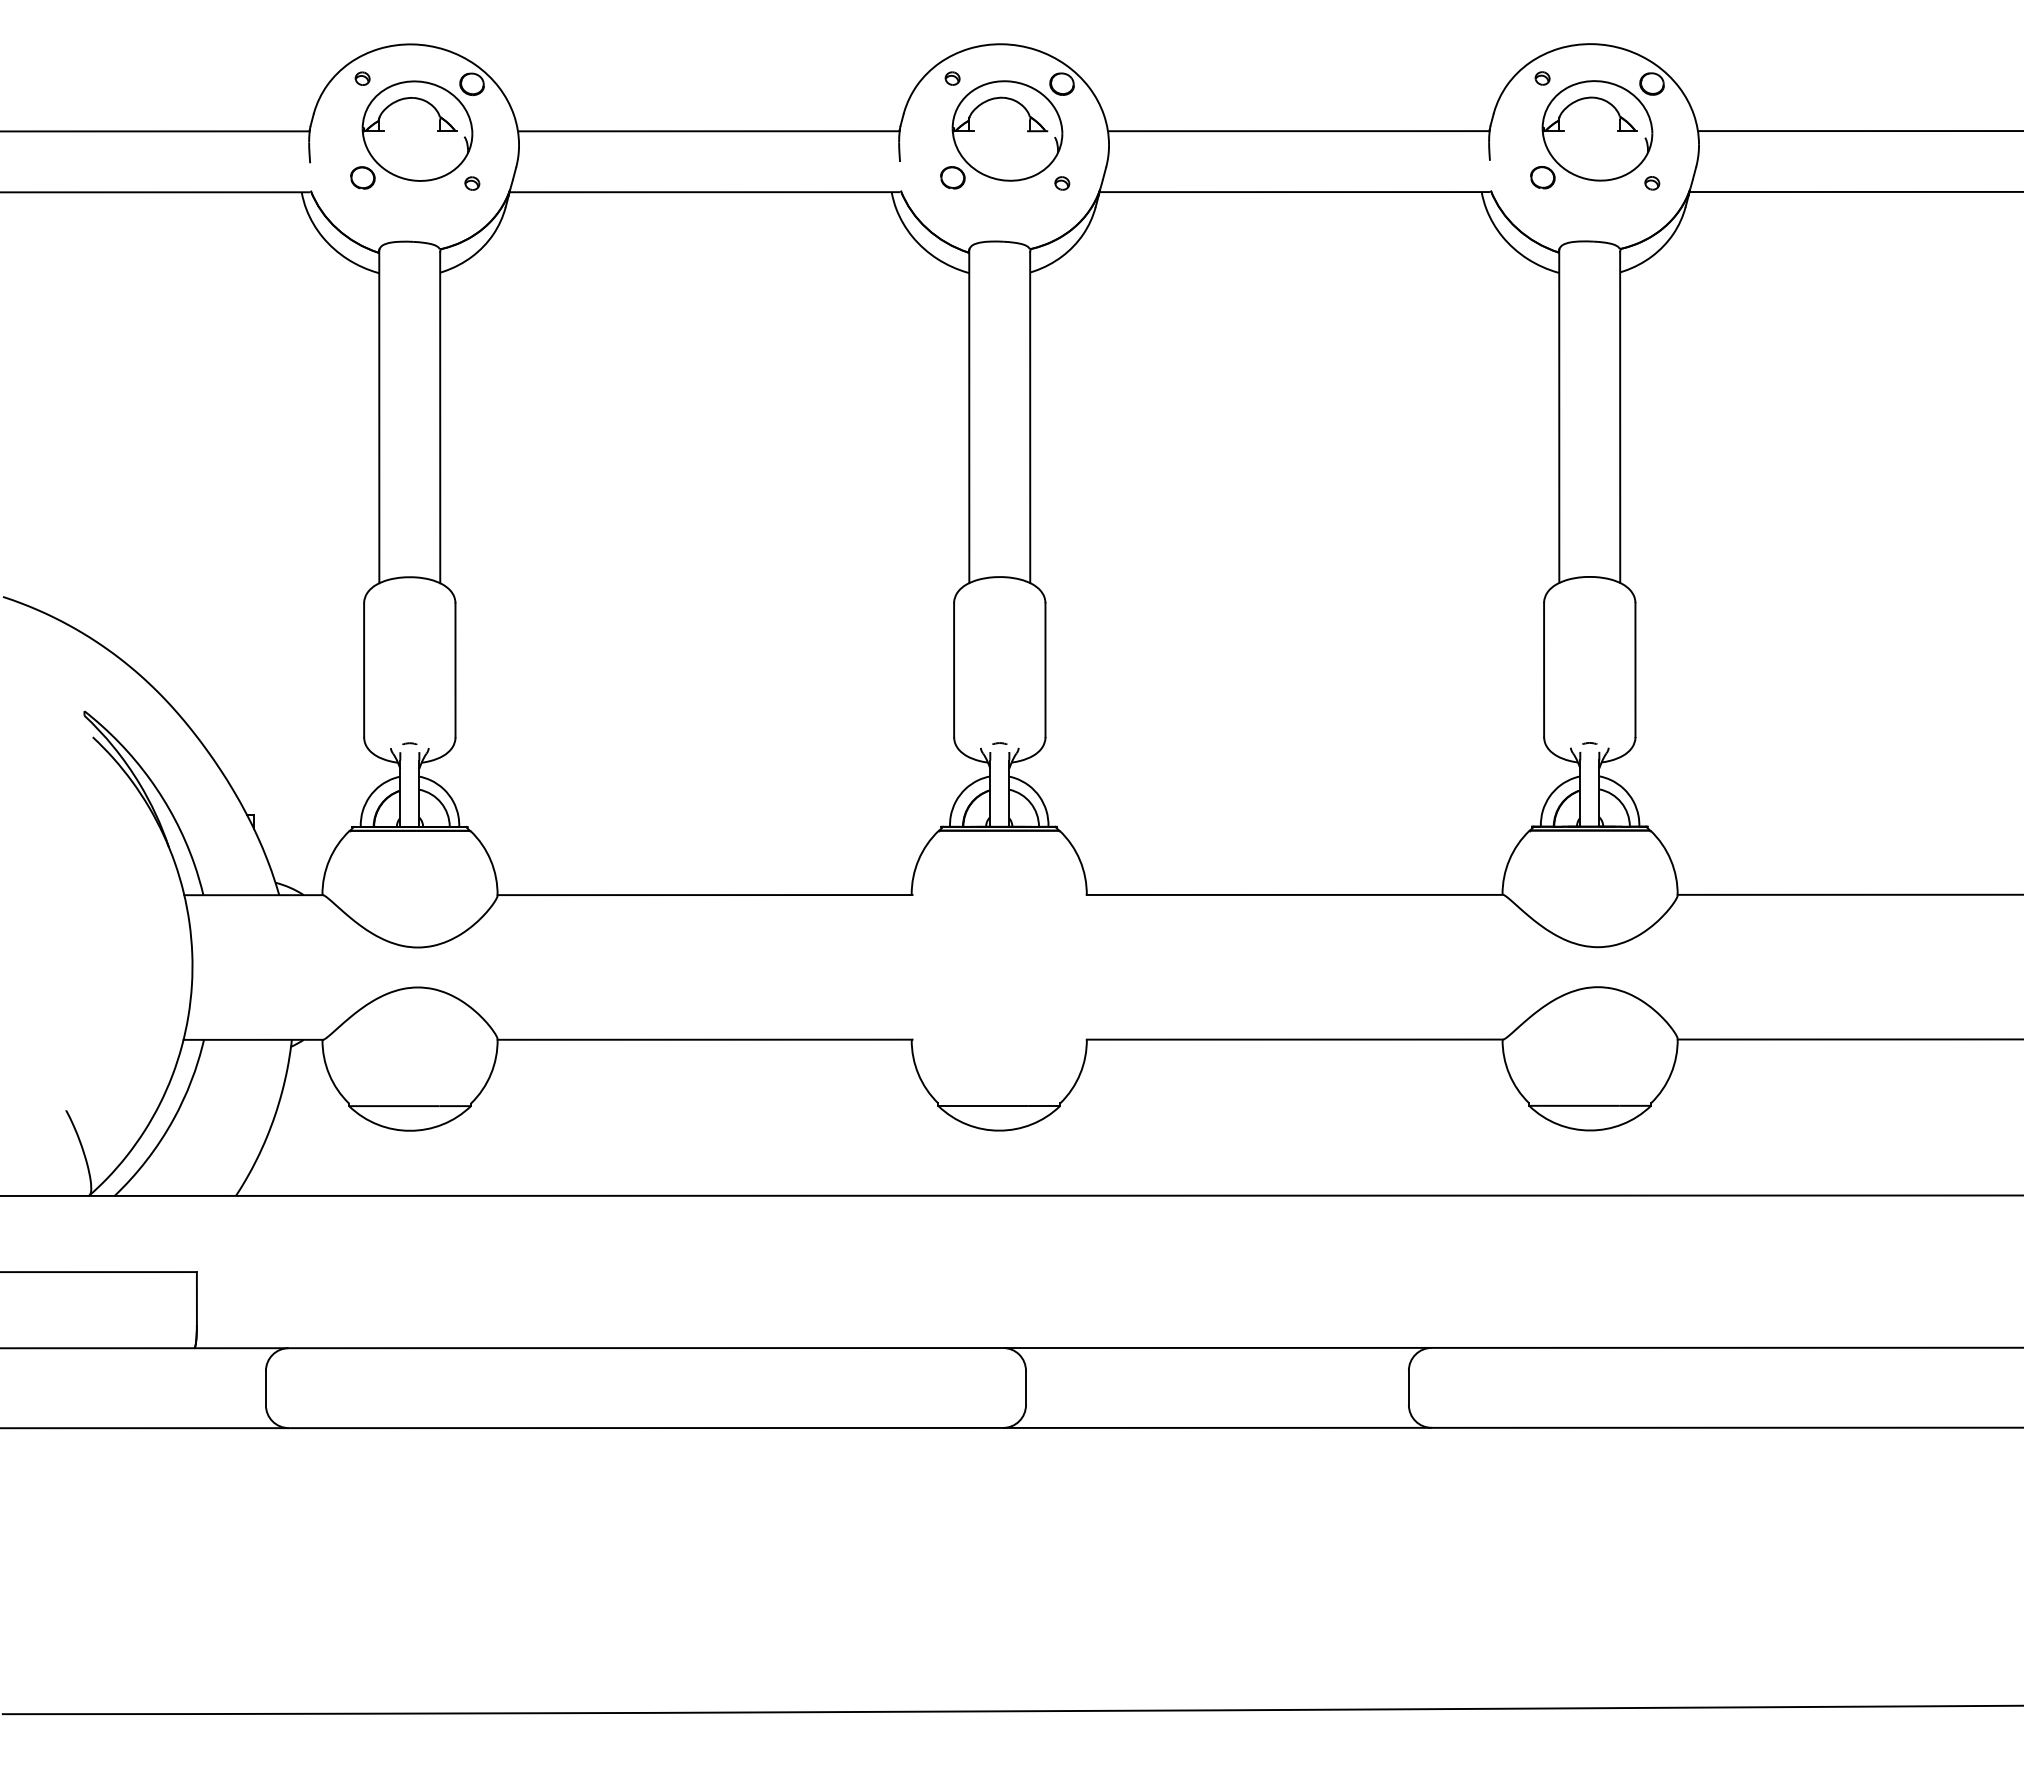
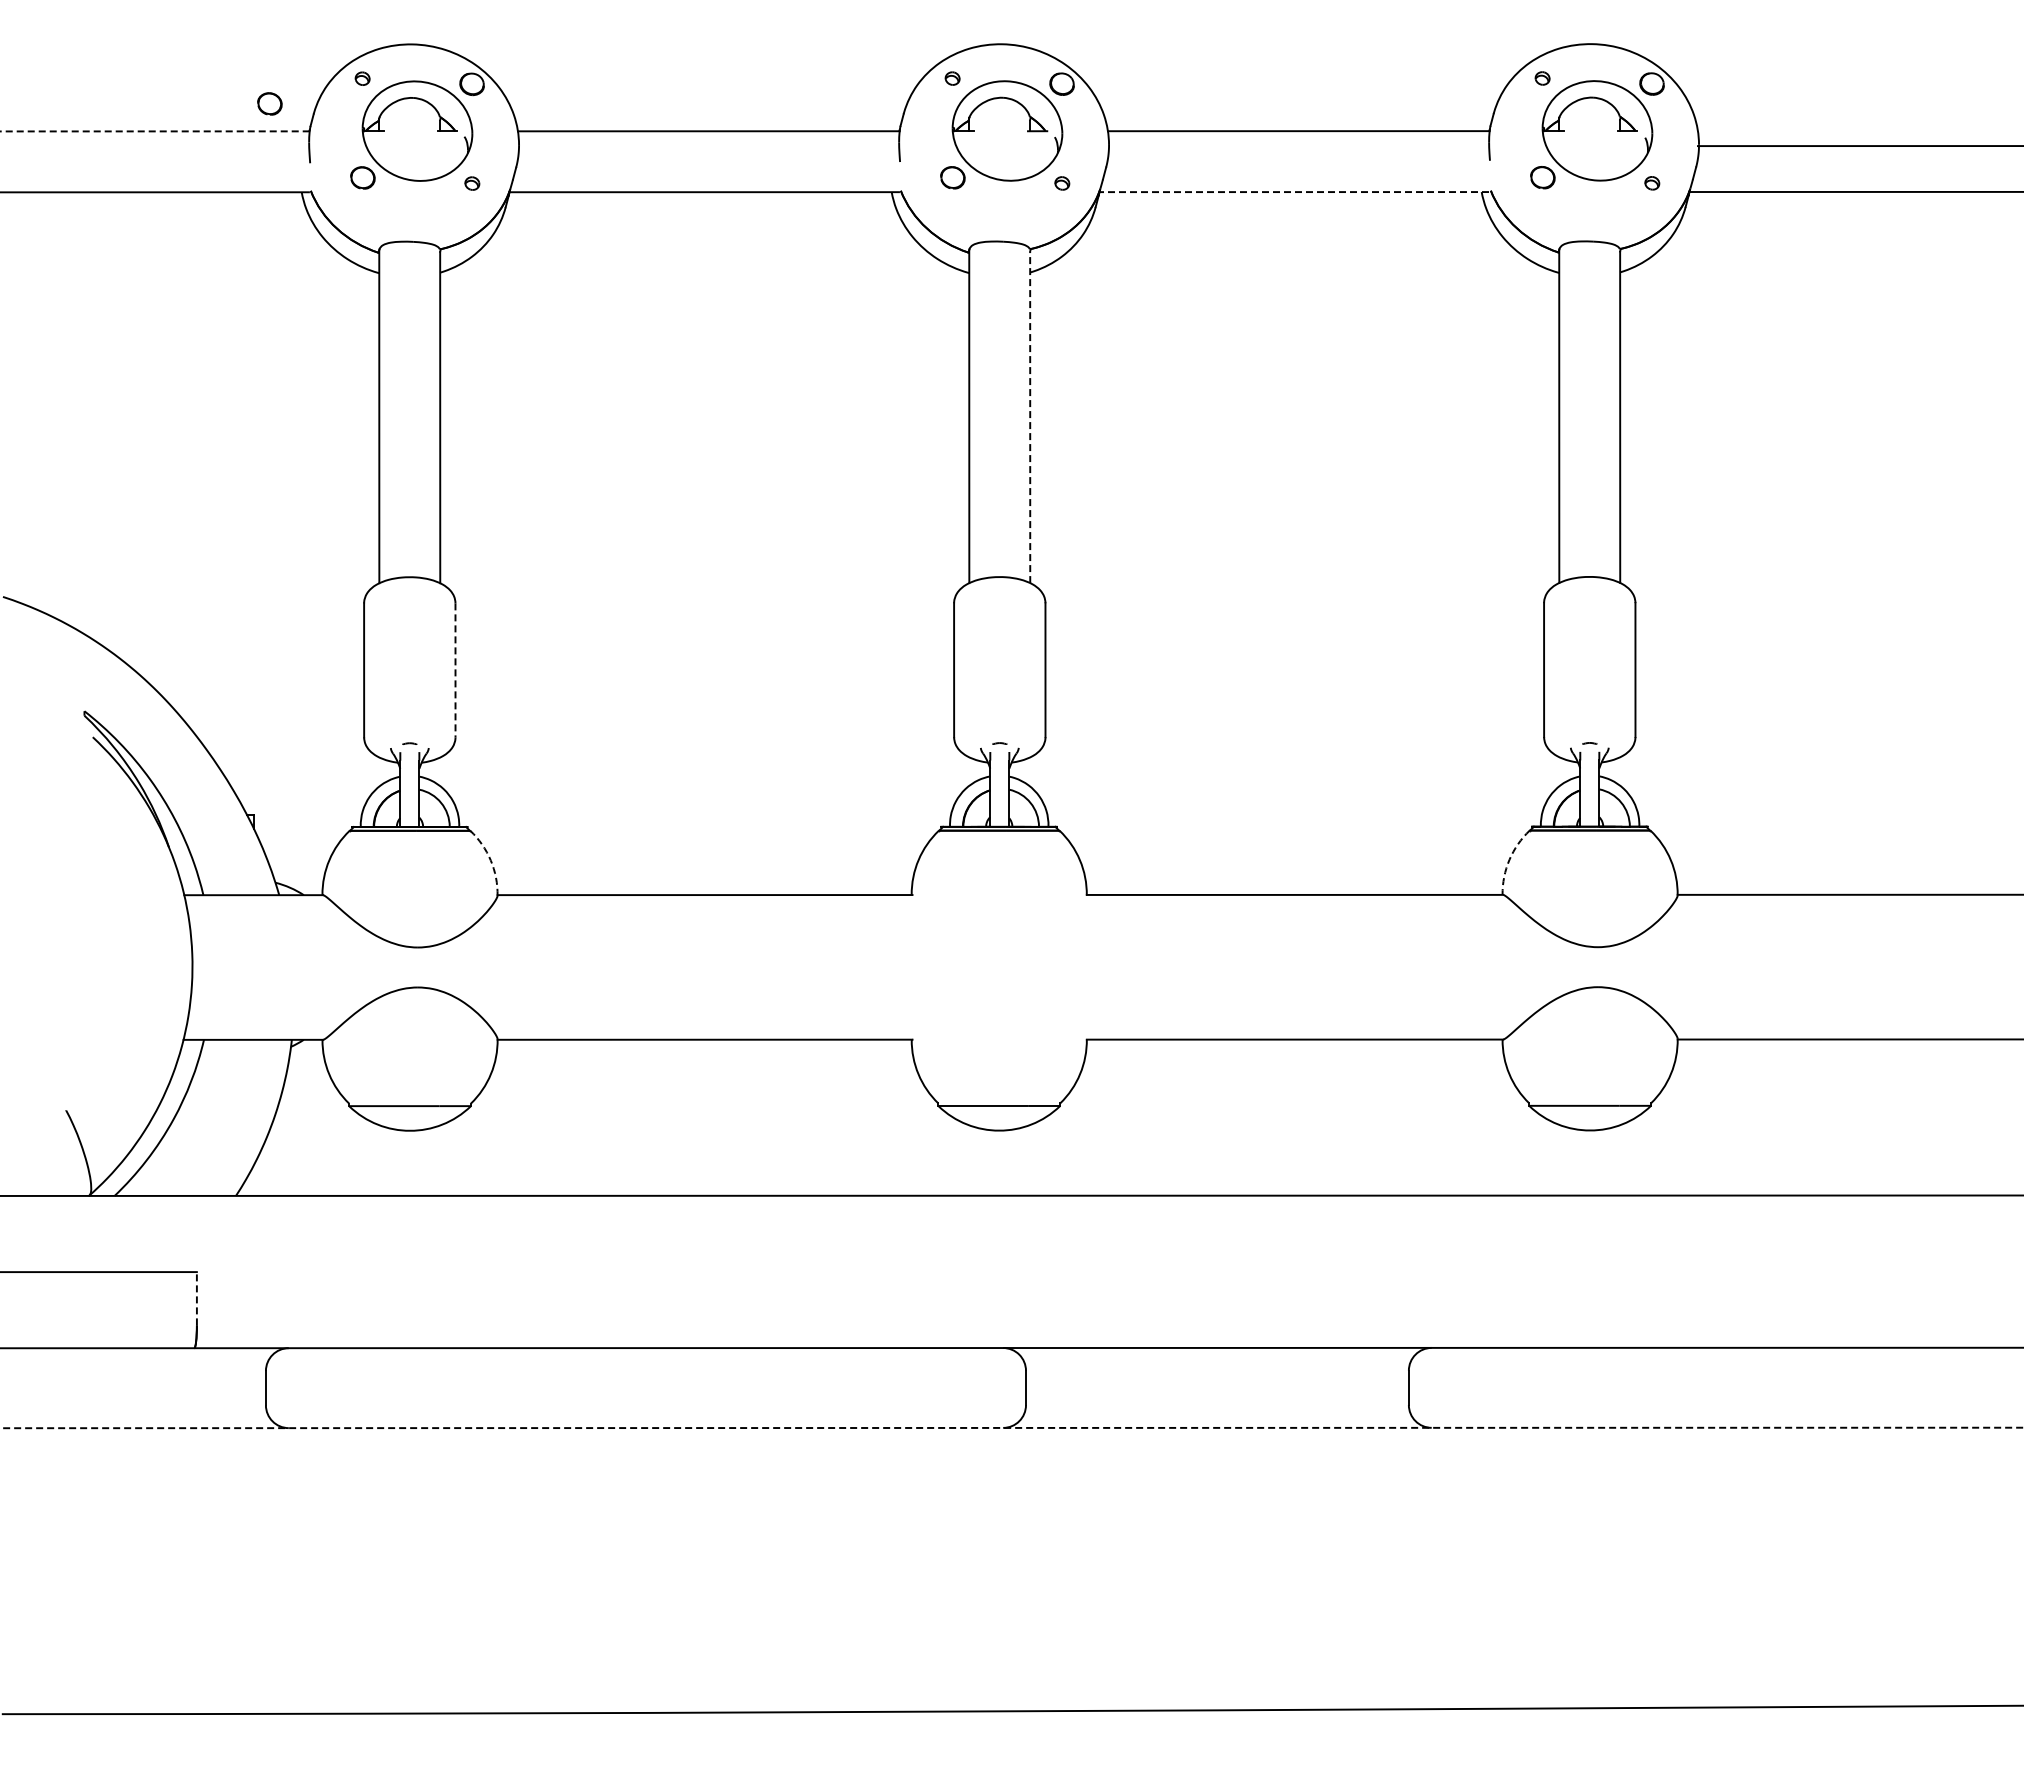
part: none -> present (269, 103)
line: solid -> dashed (154, 131)
line position: (1858, 131) -> (1858, 146) (1858, 146)
line: solid -> dashed (1294, 192)
line: solid -> dashed (1030, 417)
line: solid -> dashed (455, 670)
arc: solid -> dashed (1509, 859)
arc: solid -> dashed (490, 860)
line: solid -> dashed (196, 1298)
line: solid -> dashed (1012, 1427)
